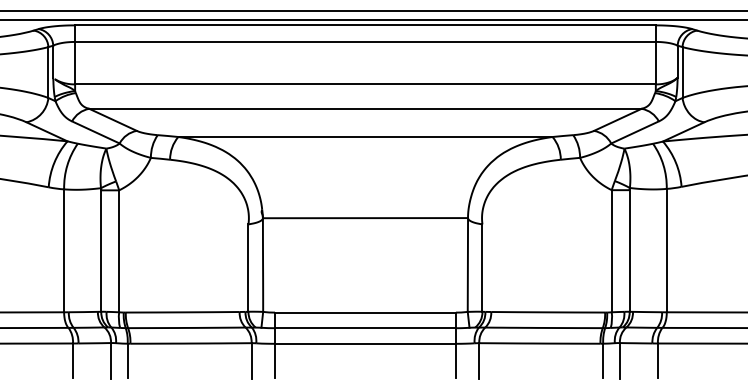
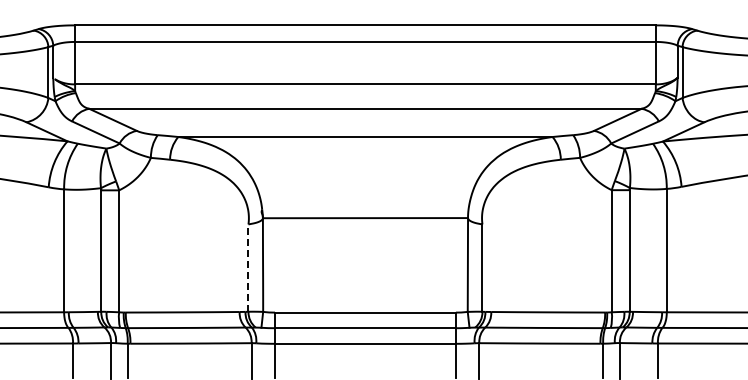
line: present -> none (373, 11)
line: present -> none (373, 19)
line: solid -> dashed (248, 268)
